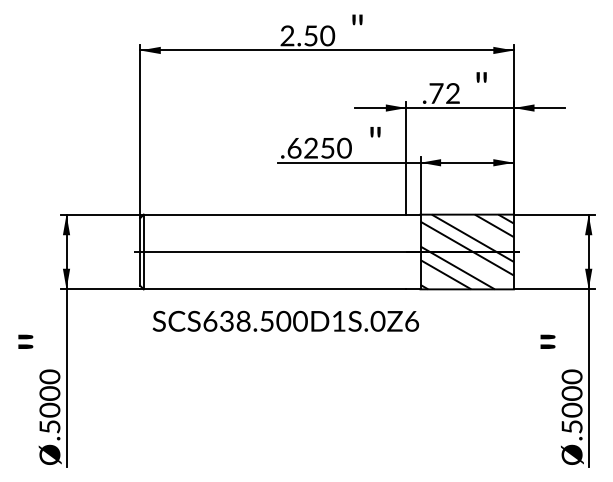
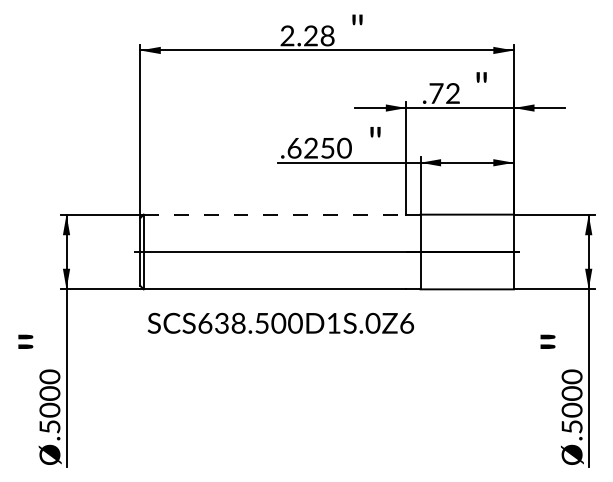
text: 2.50 -> 2.28 (319, 35)
line: solid -> dashed (275, 214)
hatch: present -> none (466, 251)
text position: (285, 320) -> (280, 322) (280, 322)
